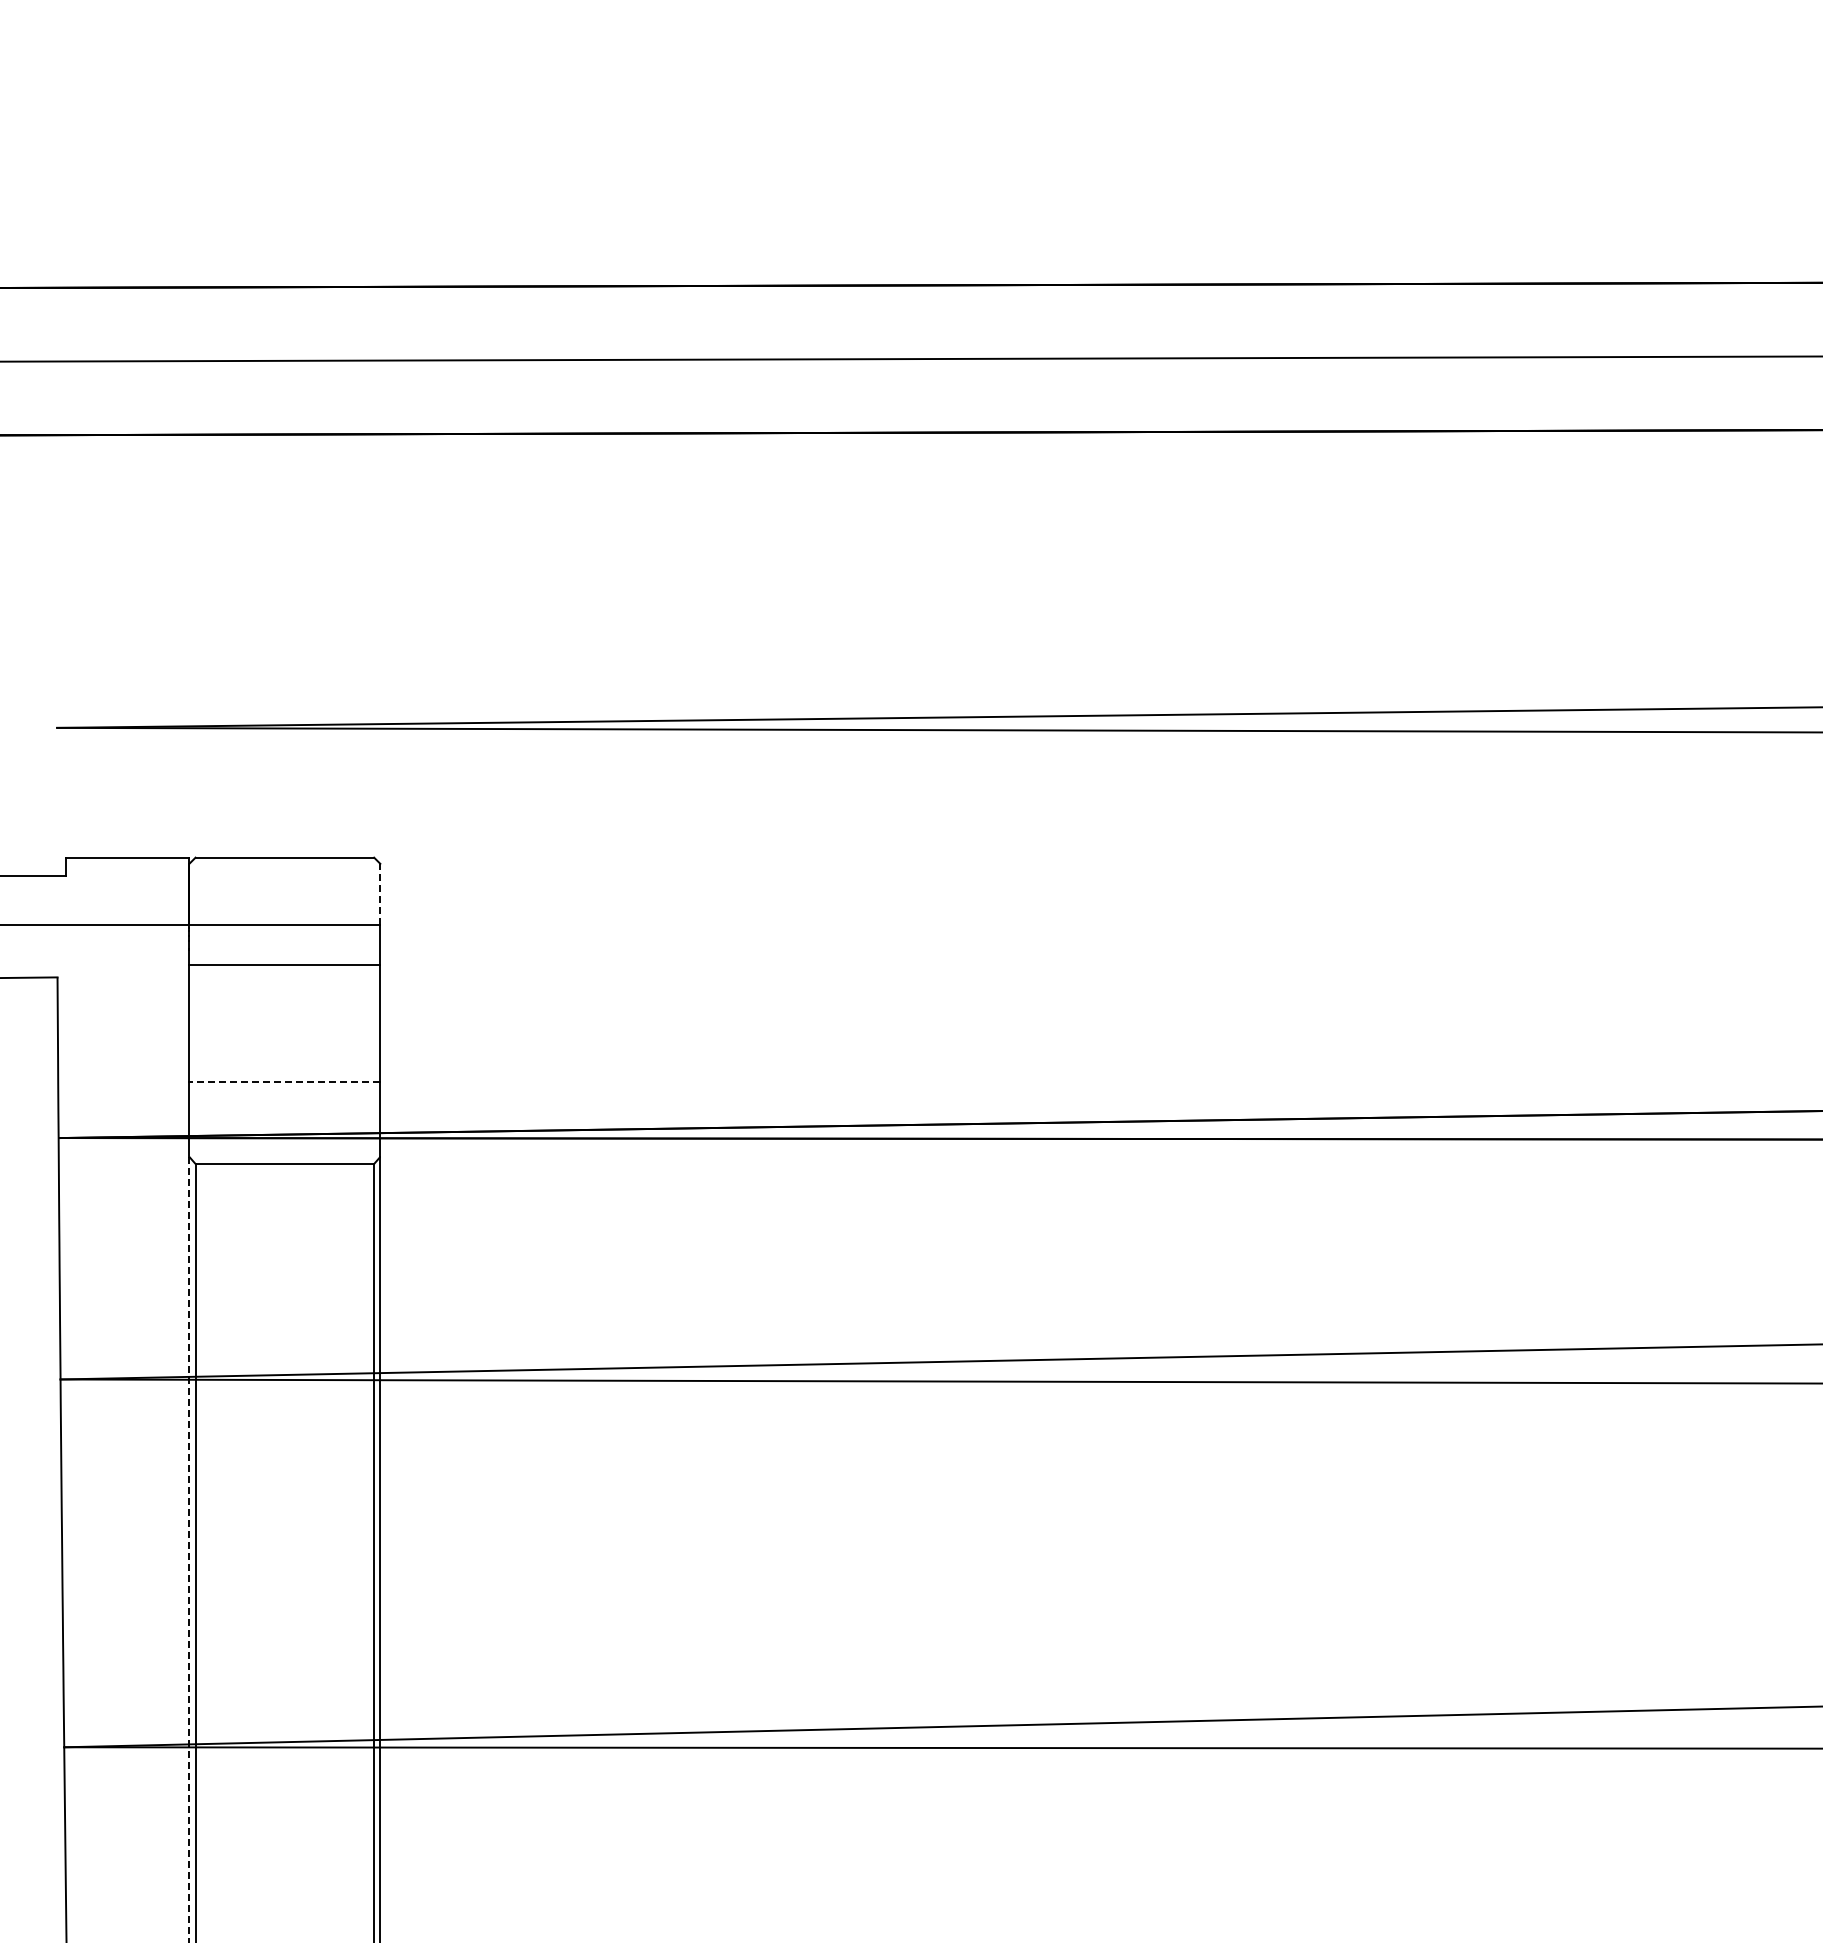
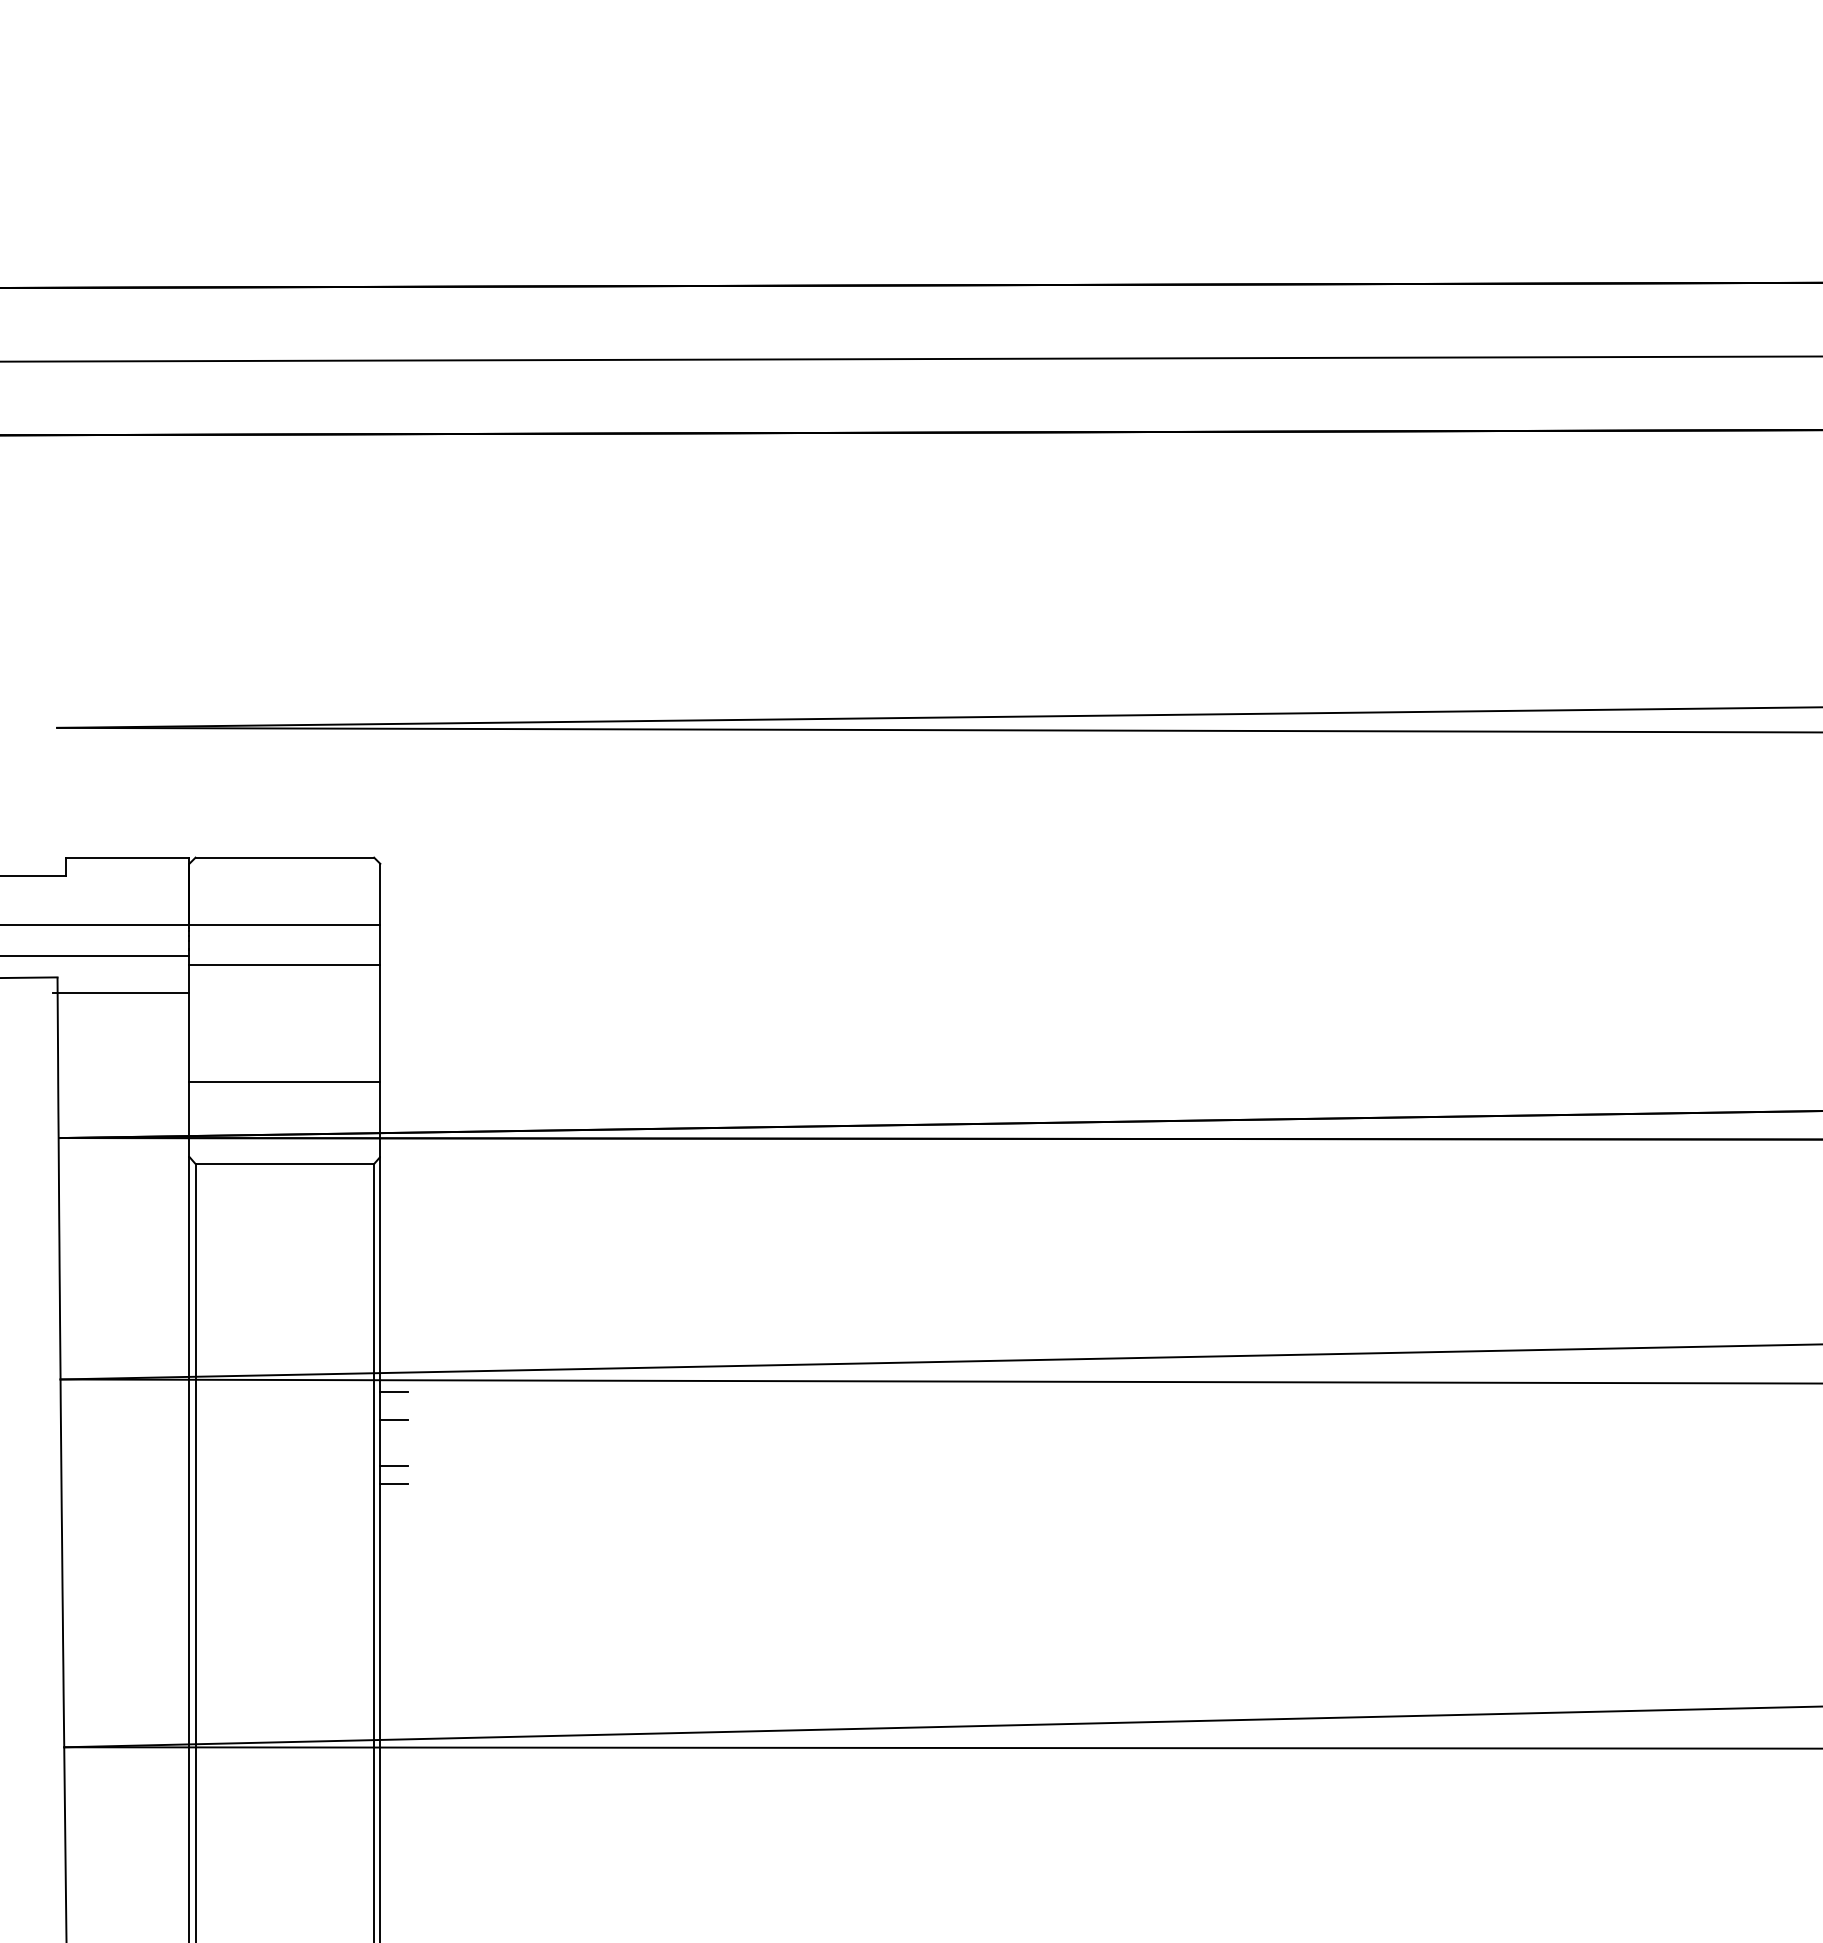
line: dashed -> solid (380, 894)
line: none -> present (95, 956)
line: none -> present (120, 993)
line: dashed -> solid (284, 1082)
line: none -> present (393, 1392)
line: none -> present (393, 1419)
line: none -> present (393, 1465)
line: none -> present (393, 1484)
line: dashed -> solid (189, 1549)
